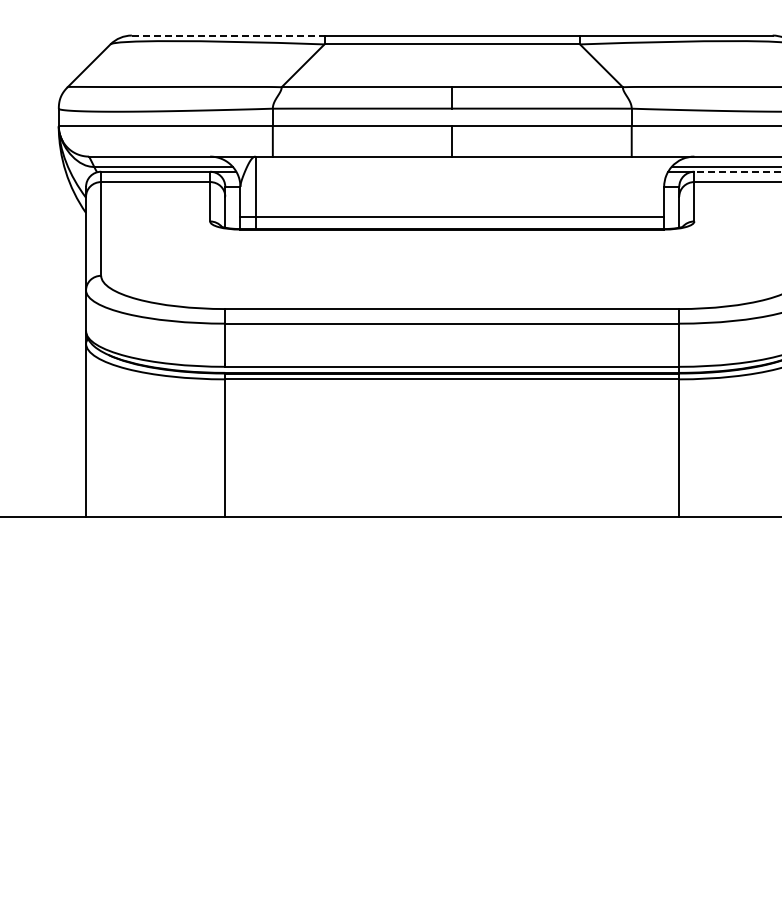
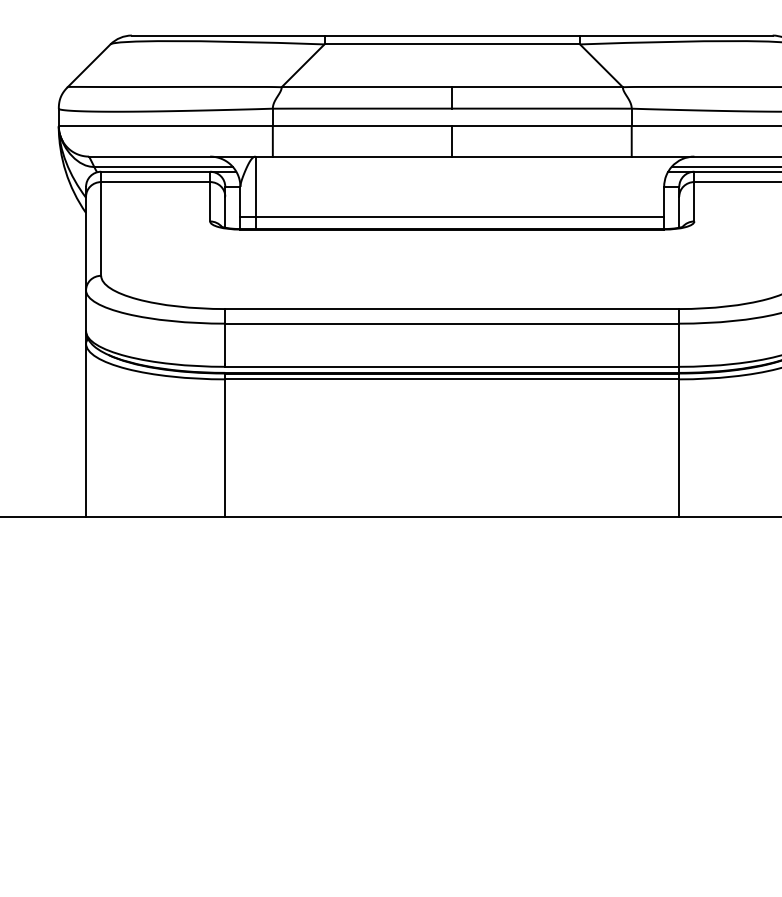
line: dashed -> solid (228, 35)
line: dashed -> solid (737, 171)
